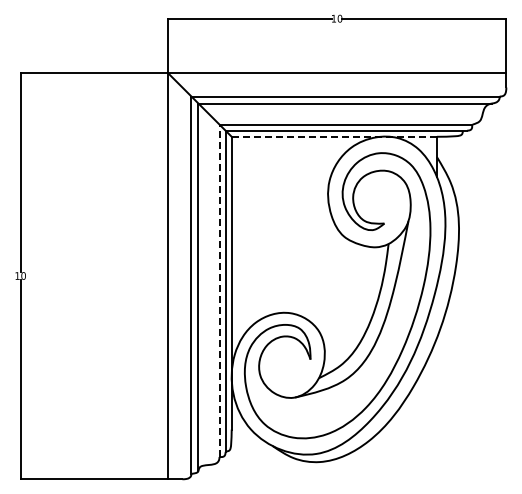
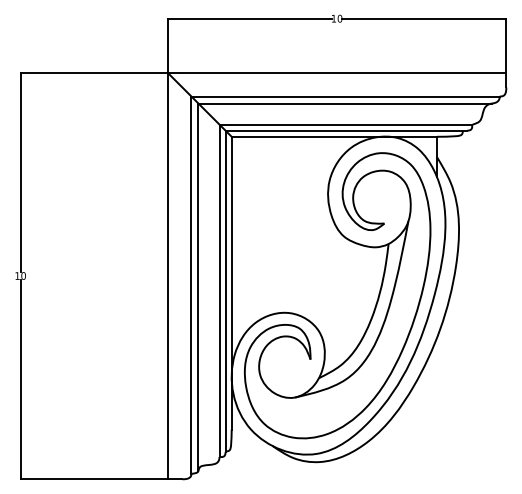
line: dashed -> solid (334, 136)
line: dashed -> solid (219, 290)
